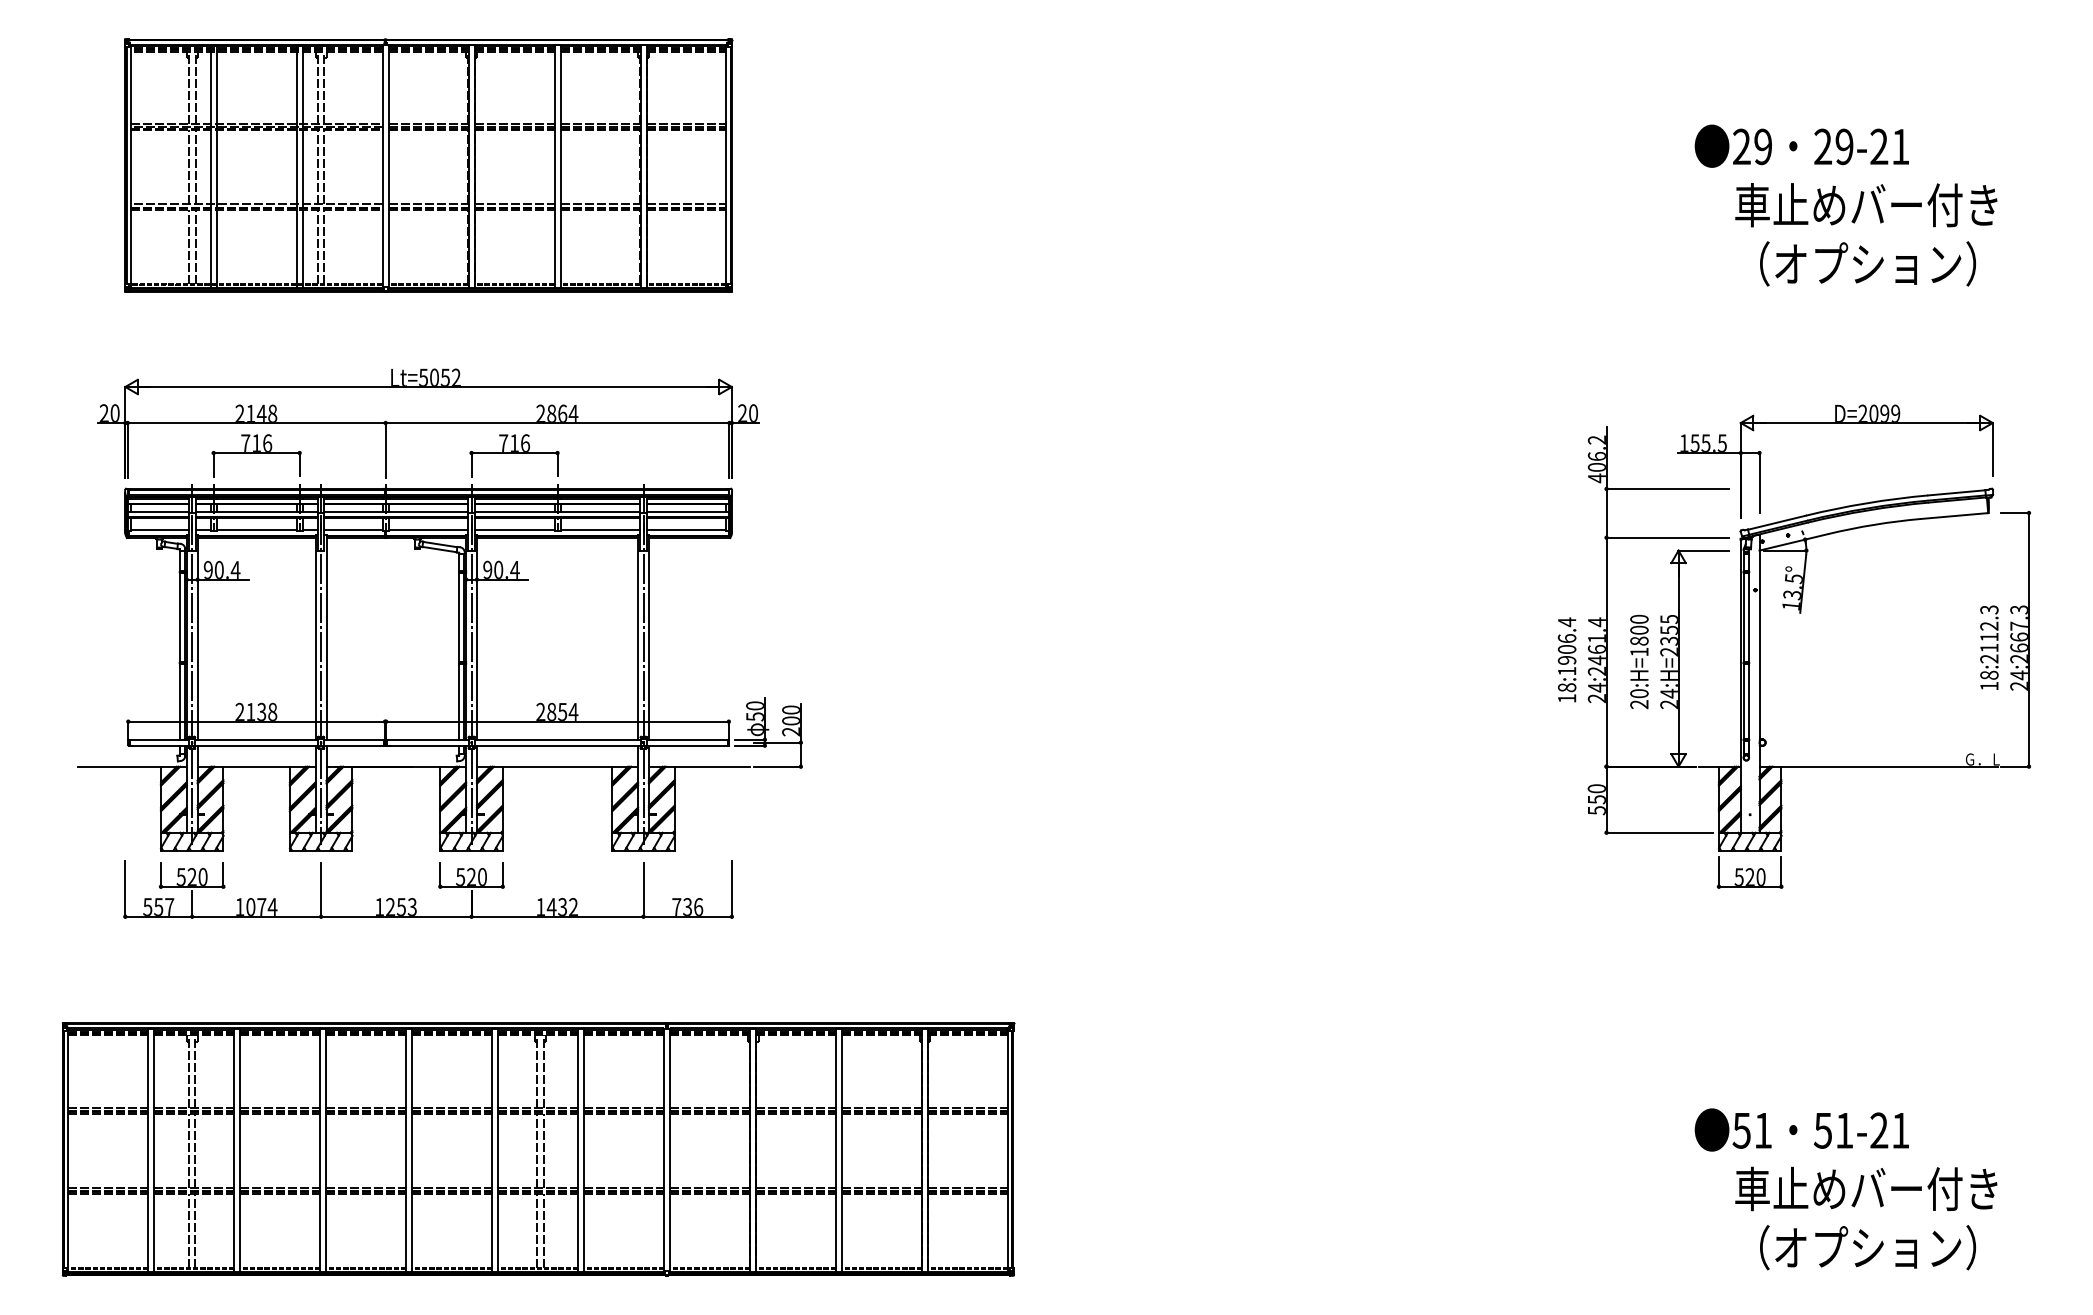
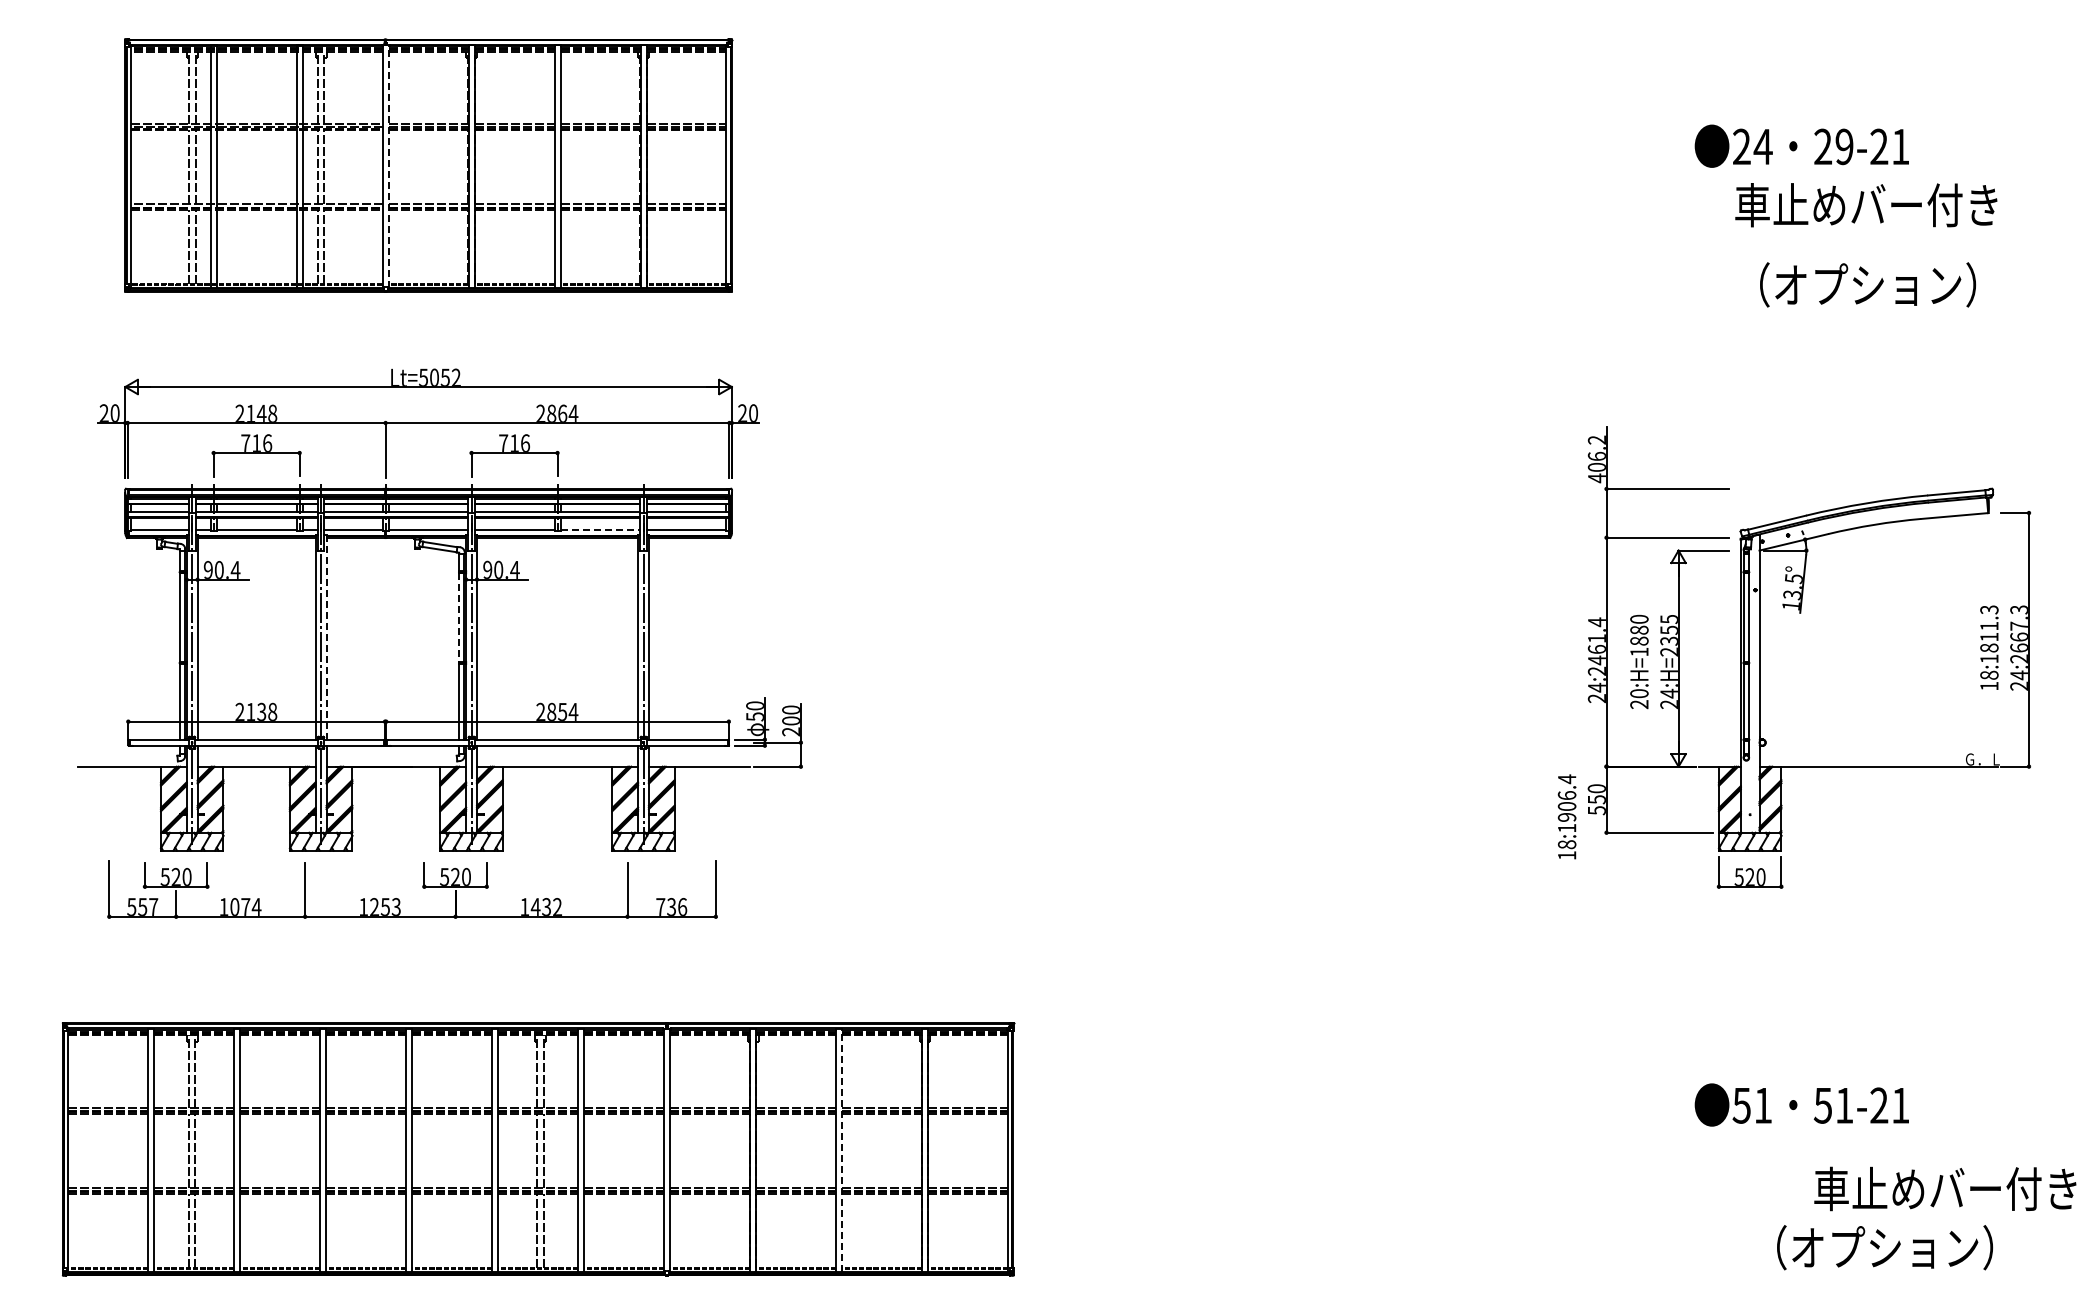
text: 29 -> 24 (1762, 146)
line: solid -> dashed (388, 166)
text position: (1867, 263) -> (1867, 284) (1867, 284)
part: present -> none (1835, 423)
line: solid -> dashed (600, 530)
line: solid -> dashed (459, 617)
text: 20:H=1800 -> 20:H=1880 (1639, 629)
line: solid -> dashed (326, 638)
text: 18:2112.3 -> 18:1811.3 (1989, 642)
text position: (1566, 659) -> (1566, 816) (1566, 816)
part position: (438, 887) -> (422, 887) (422, 887)
text position: (1801, 1129) -> (1801, 1104) (1801, 1104)
line: solid -> dashed (842, 1150)
text position: (1866, 1188) -> (1945, 1188) (1945, 1188)
text position: (1867, 1247) -> (1884, 1247) (1884, 1247)
